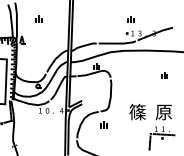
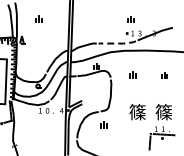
line: solid -> dashed (117, 43)
part: none -> present (132, 74)
text: 原 -> 篠 (163, 111)
